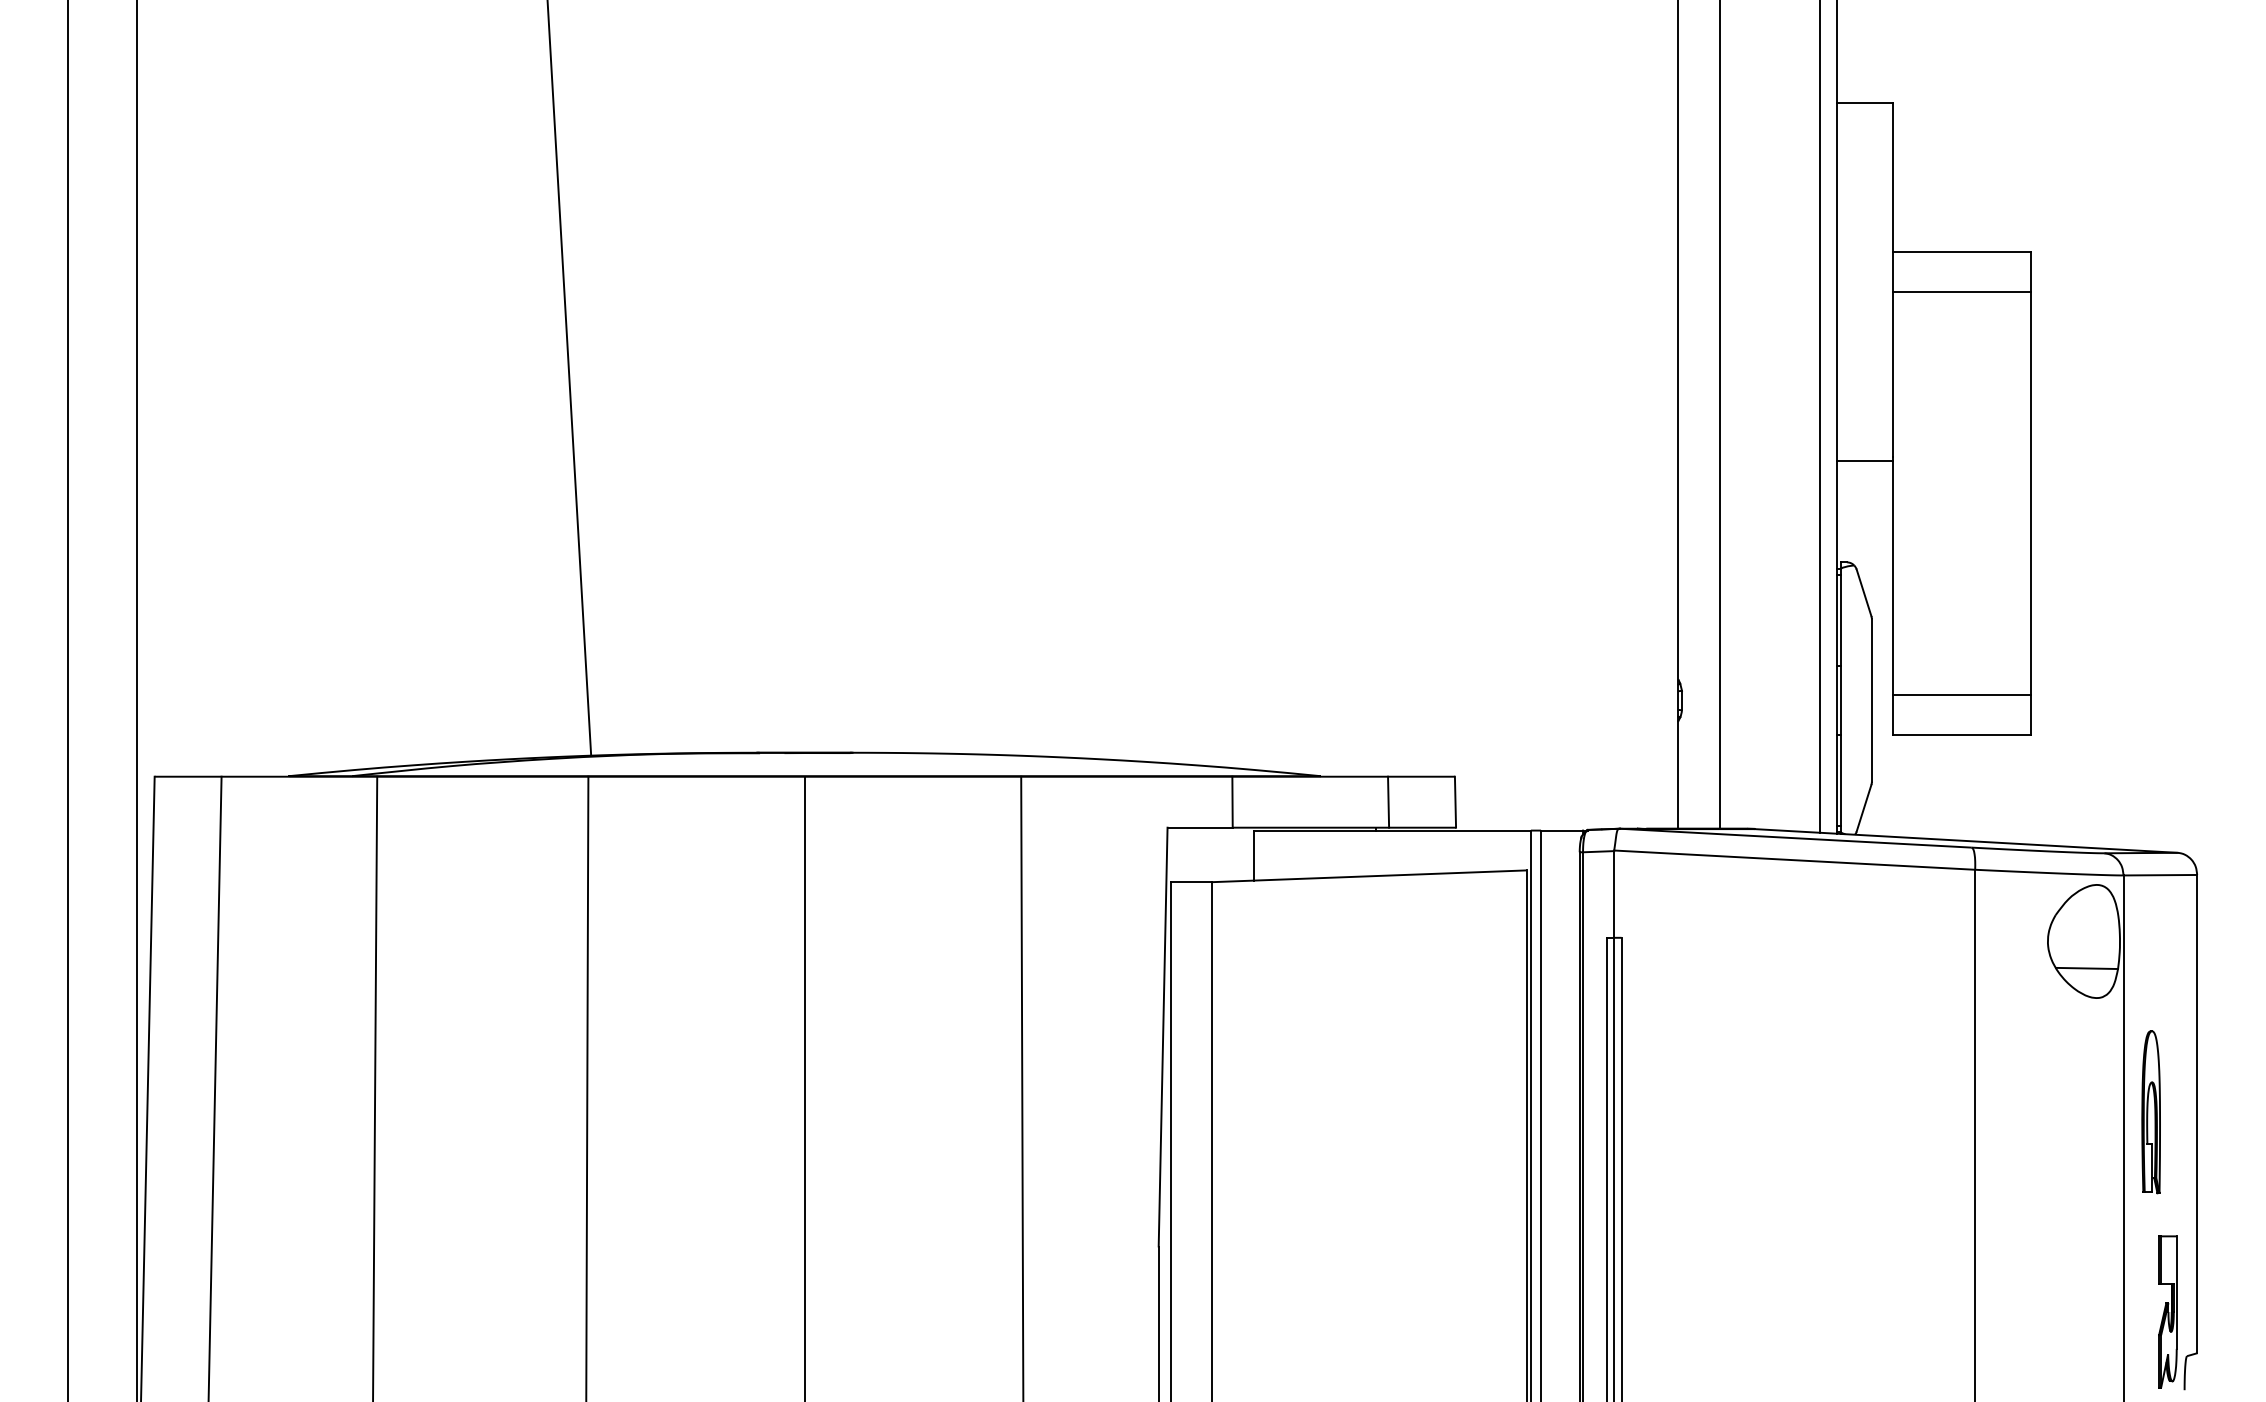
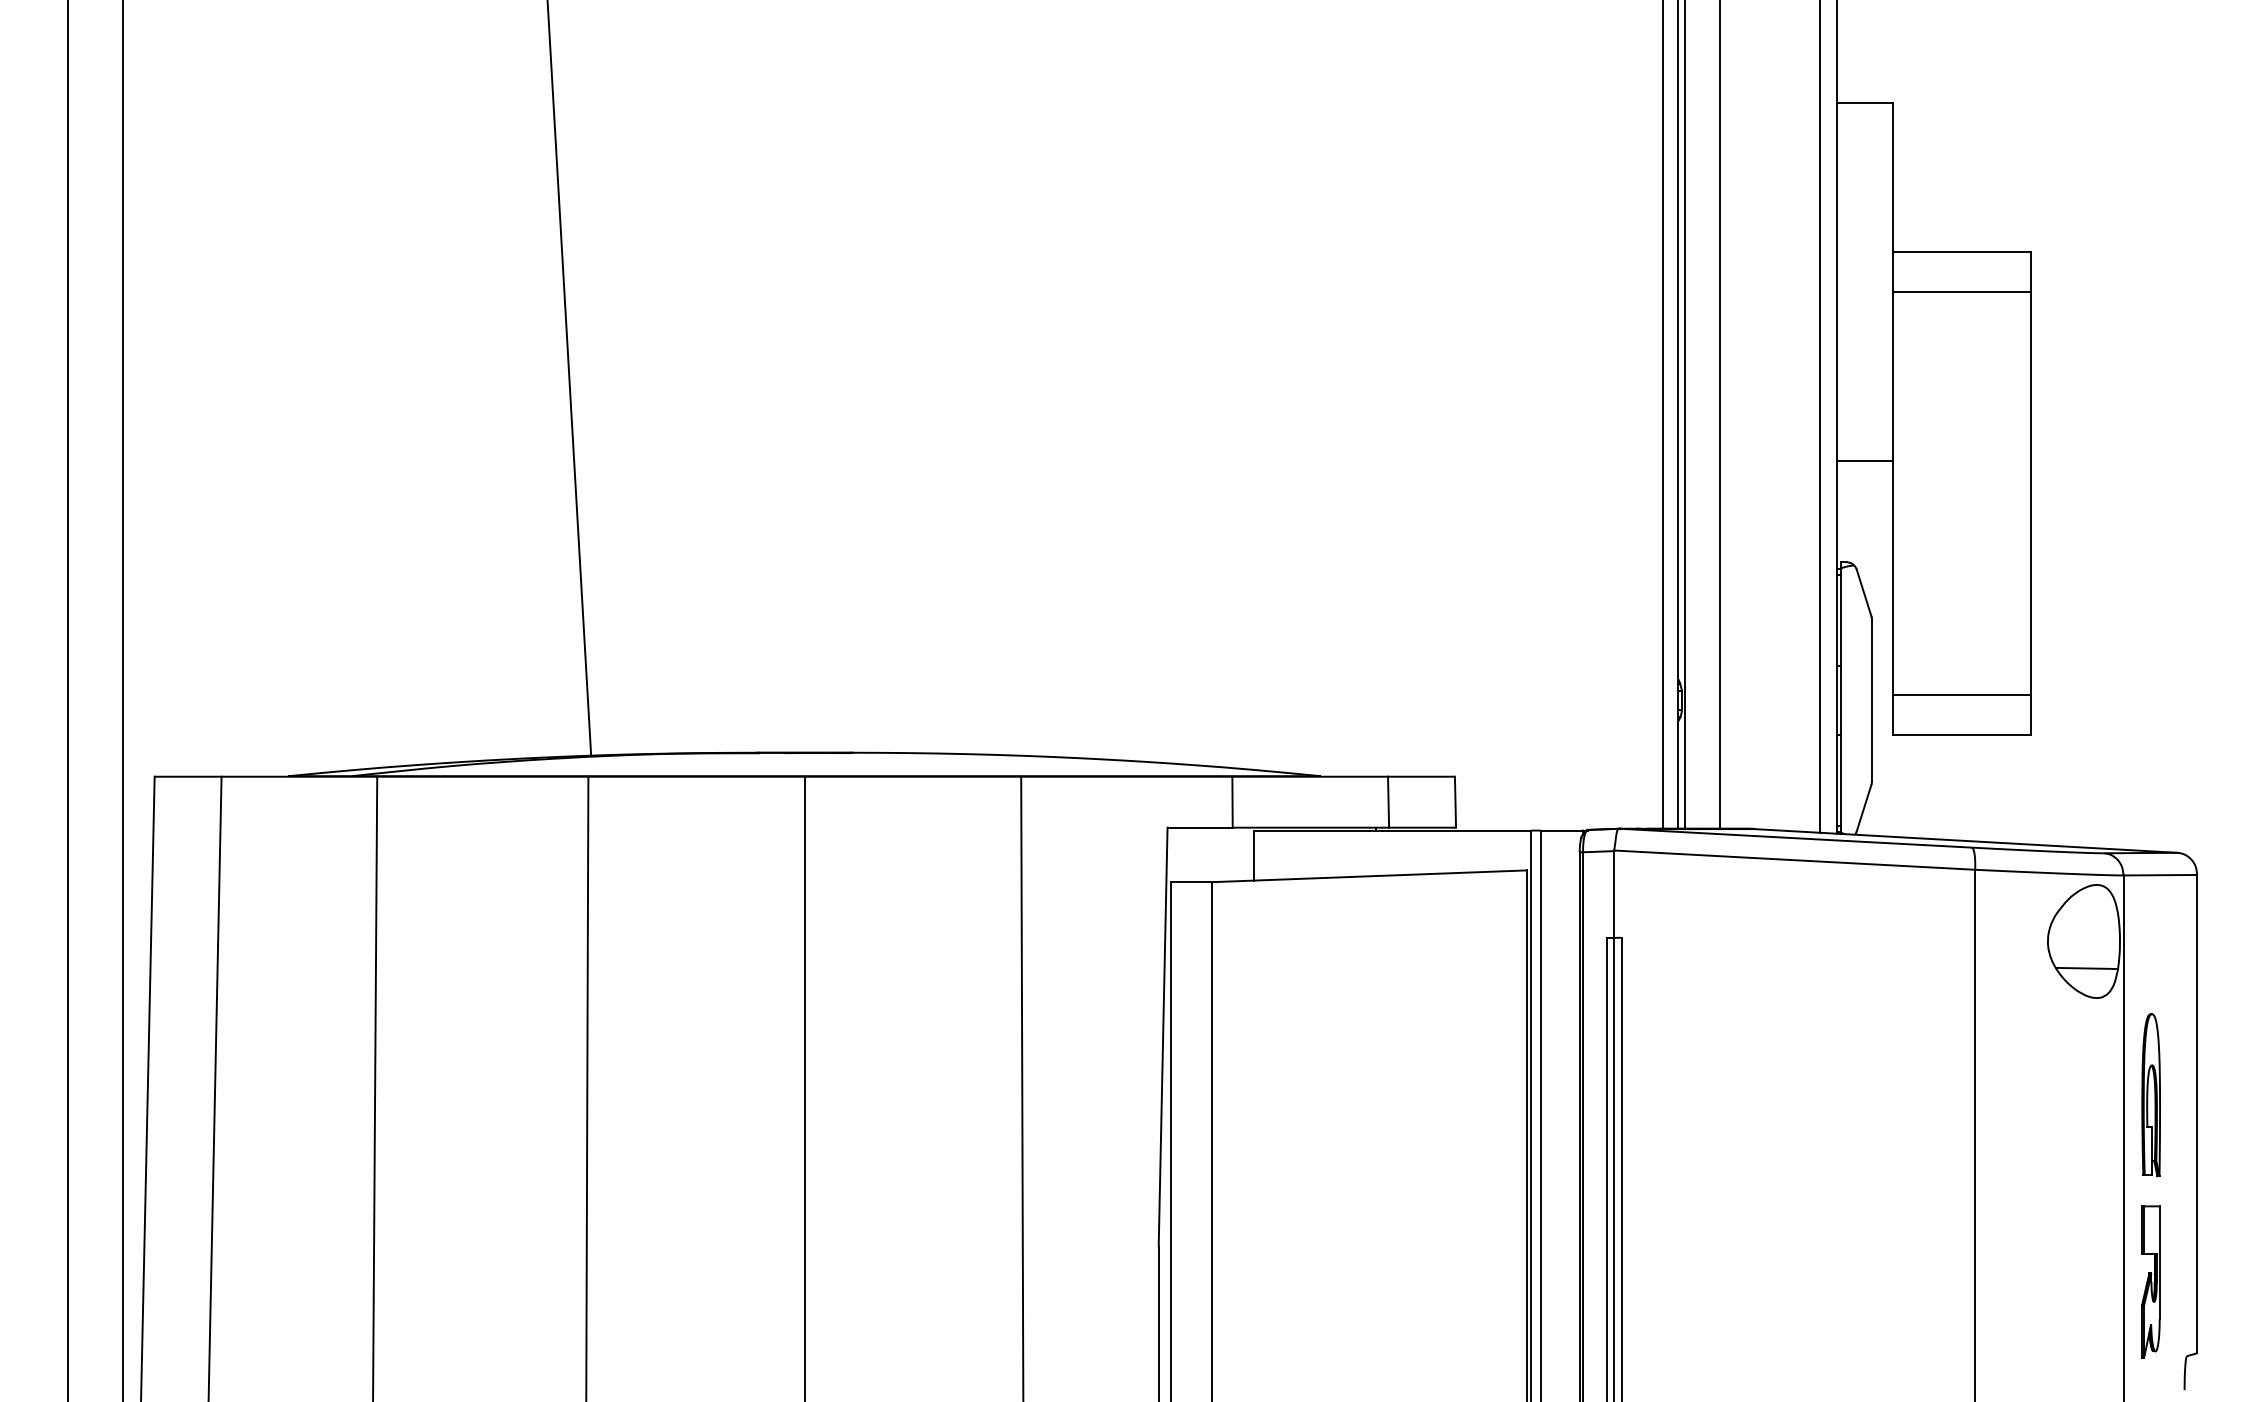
line: none -> present (1663, 415)
line: none -> present (1685, 415)
line position: (137, 700) -> (123, 700) (123, 700)
part position: (2150, 1112) -> (2150, 1095) (2150, 1095)
part position: (2167, 1311) -> (2150, 1281) (2150, 1281)
